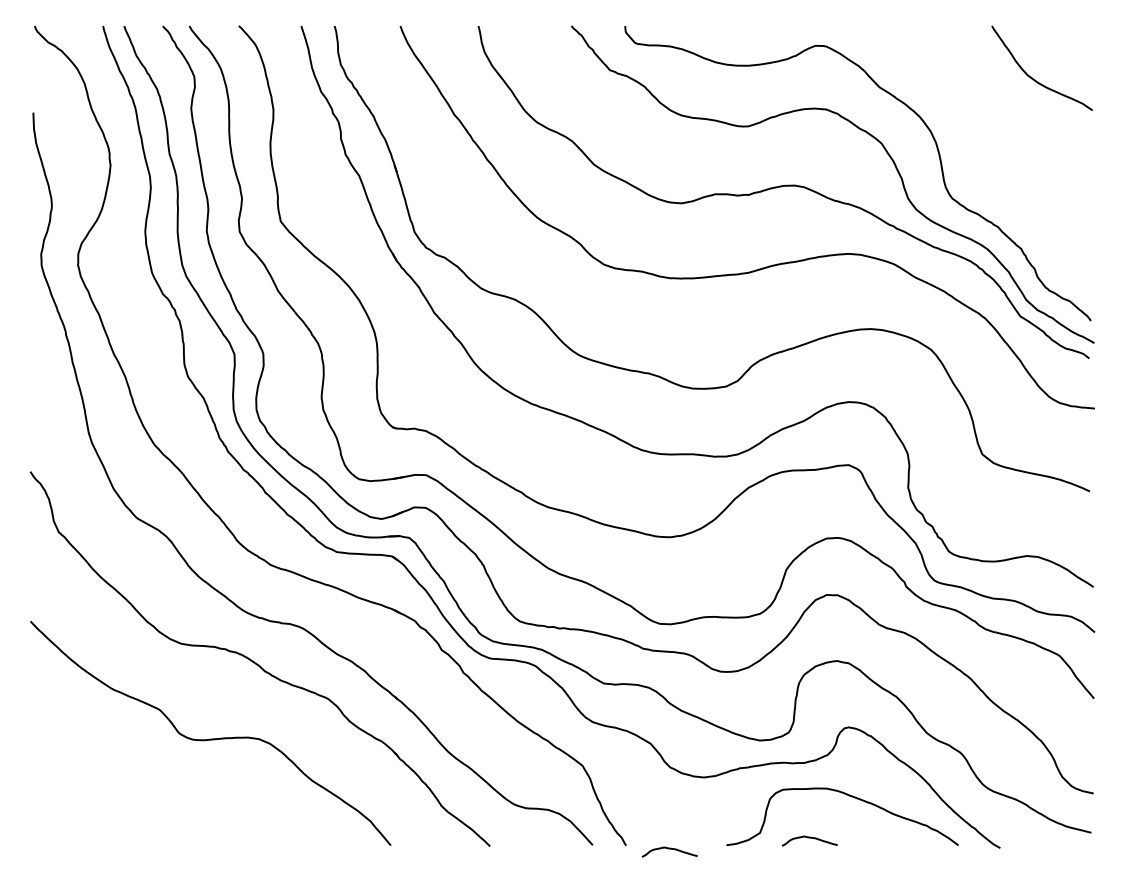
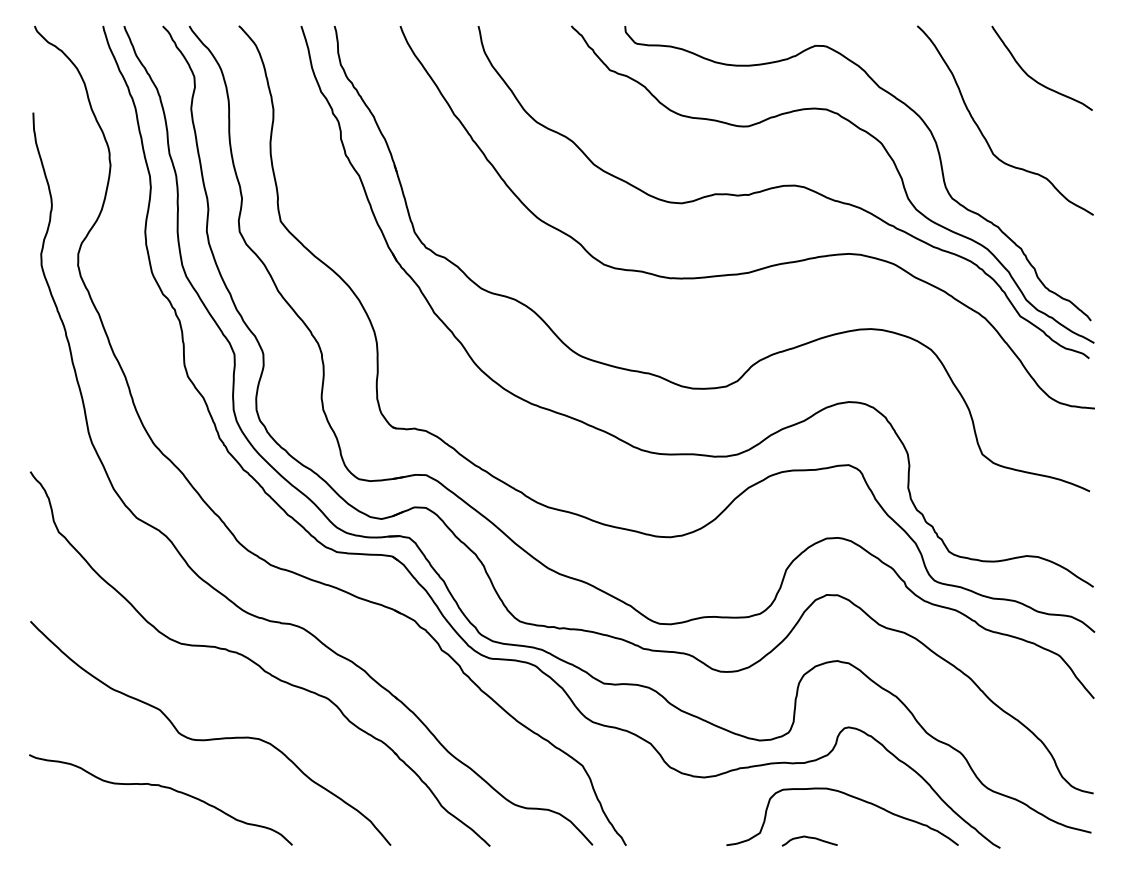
curve: none -> present (984, 135)
curve: none -> present (161, 787)
curve: present -> none (669, 849)
